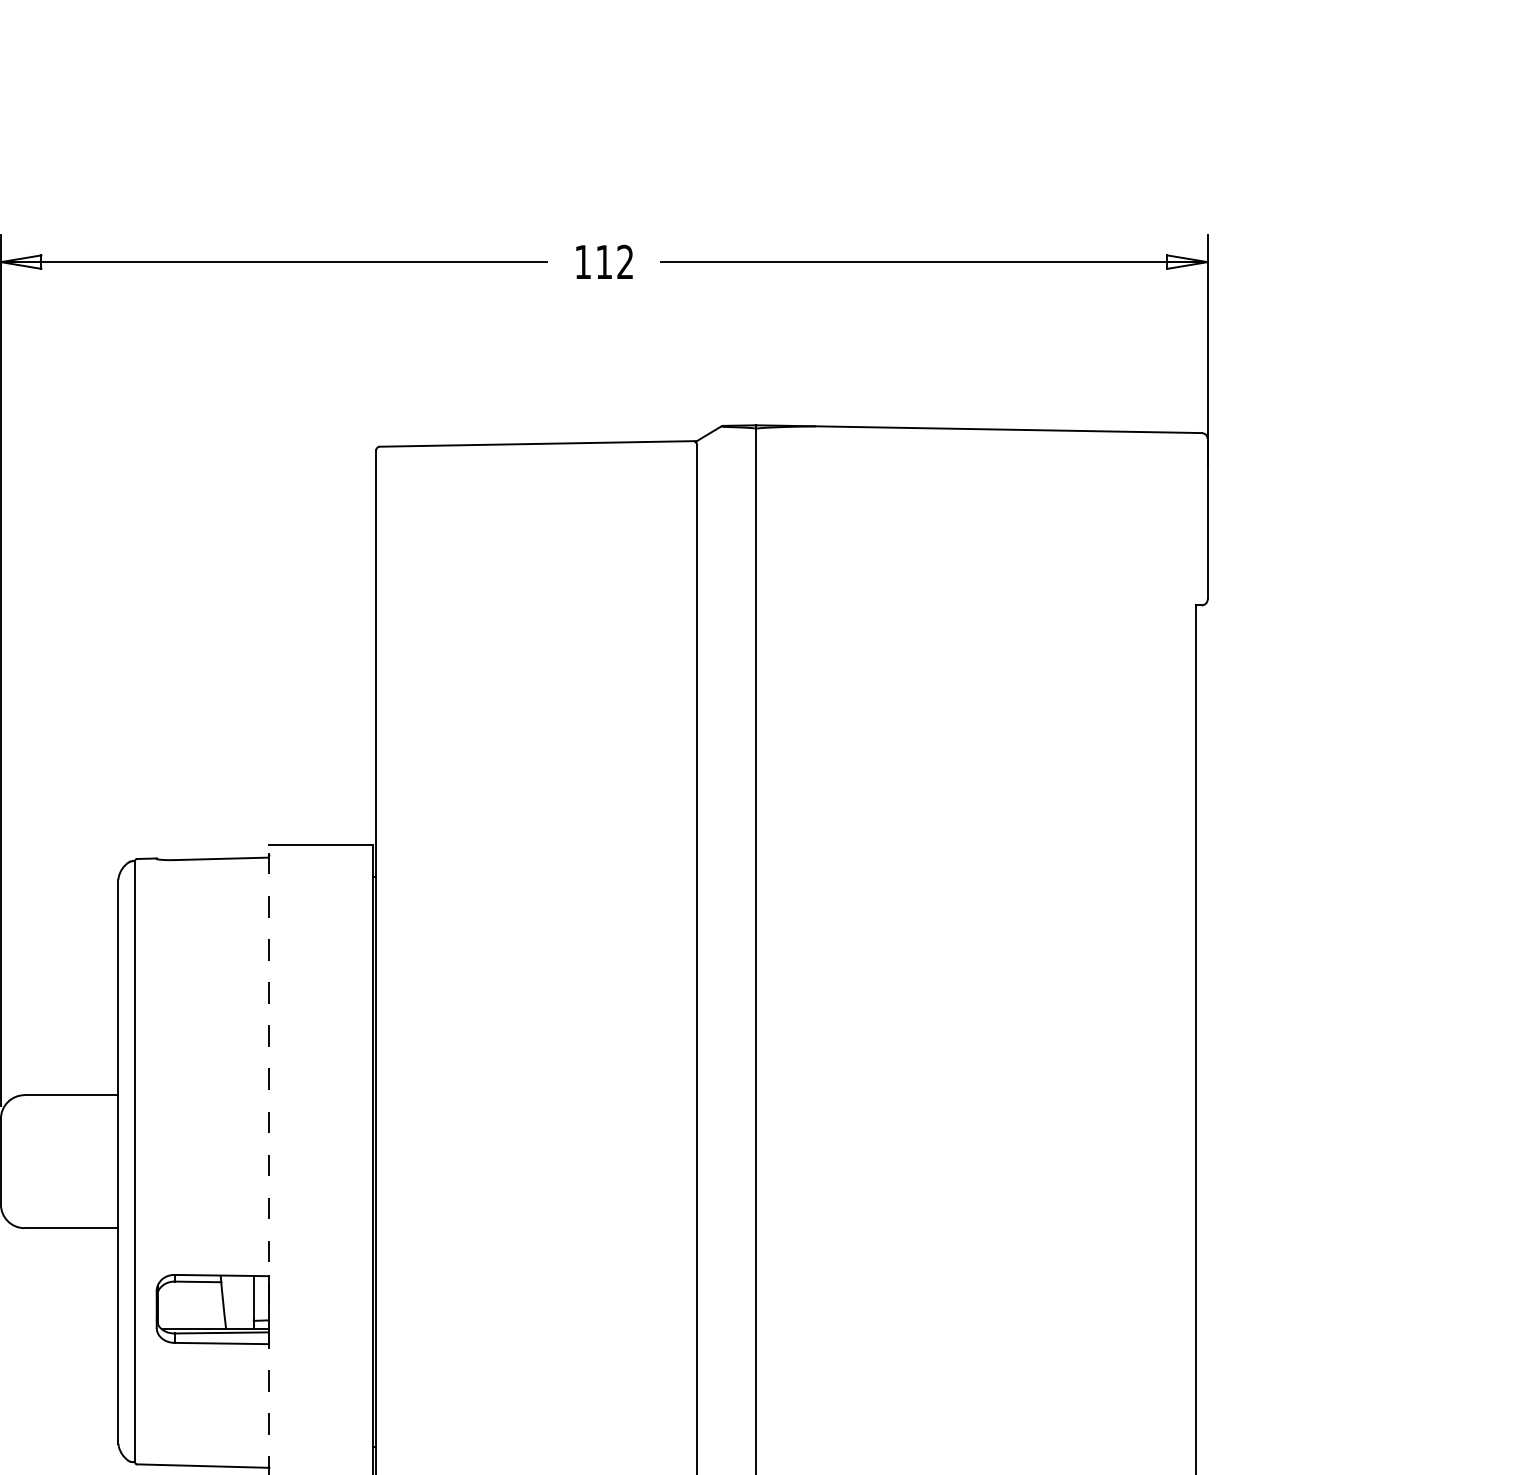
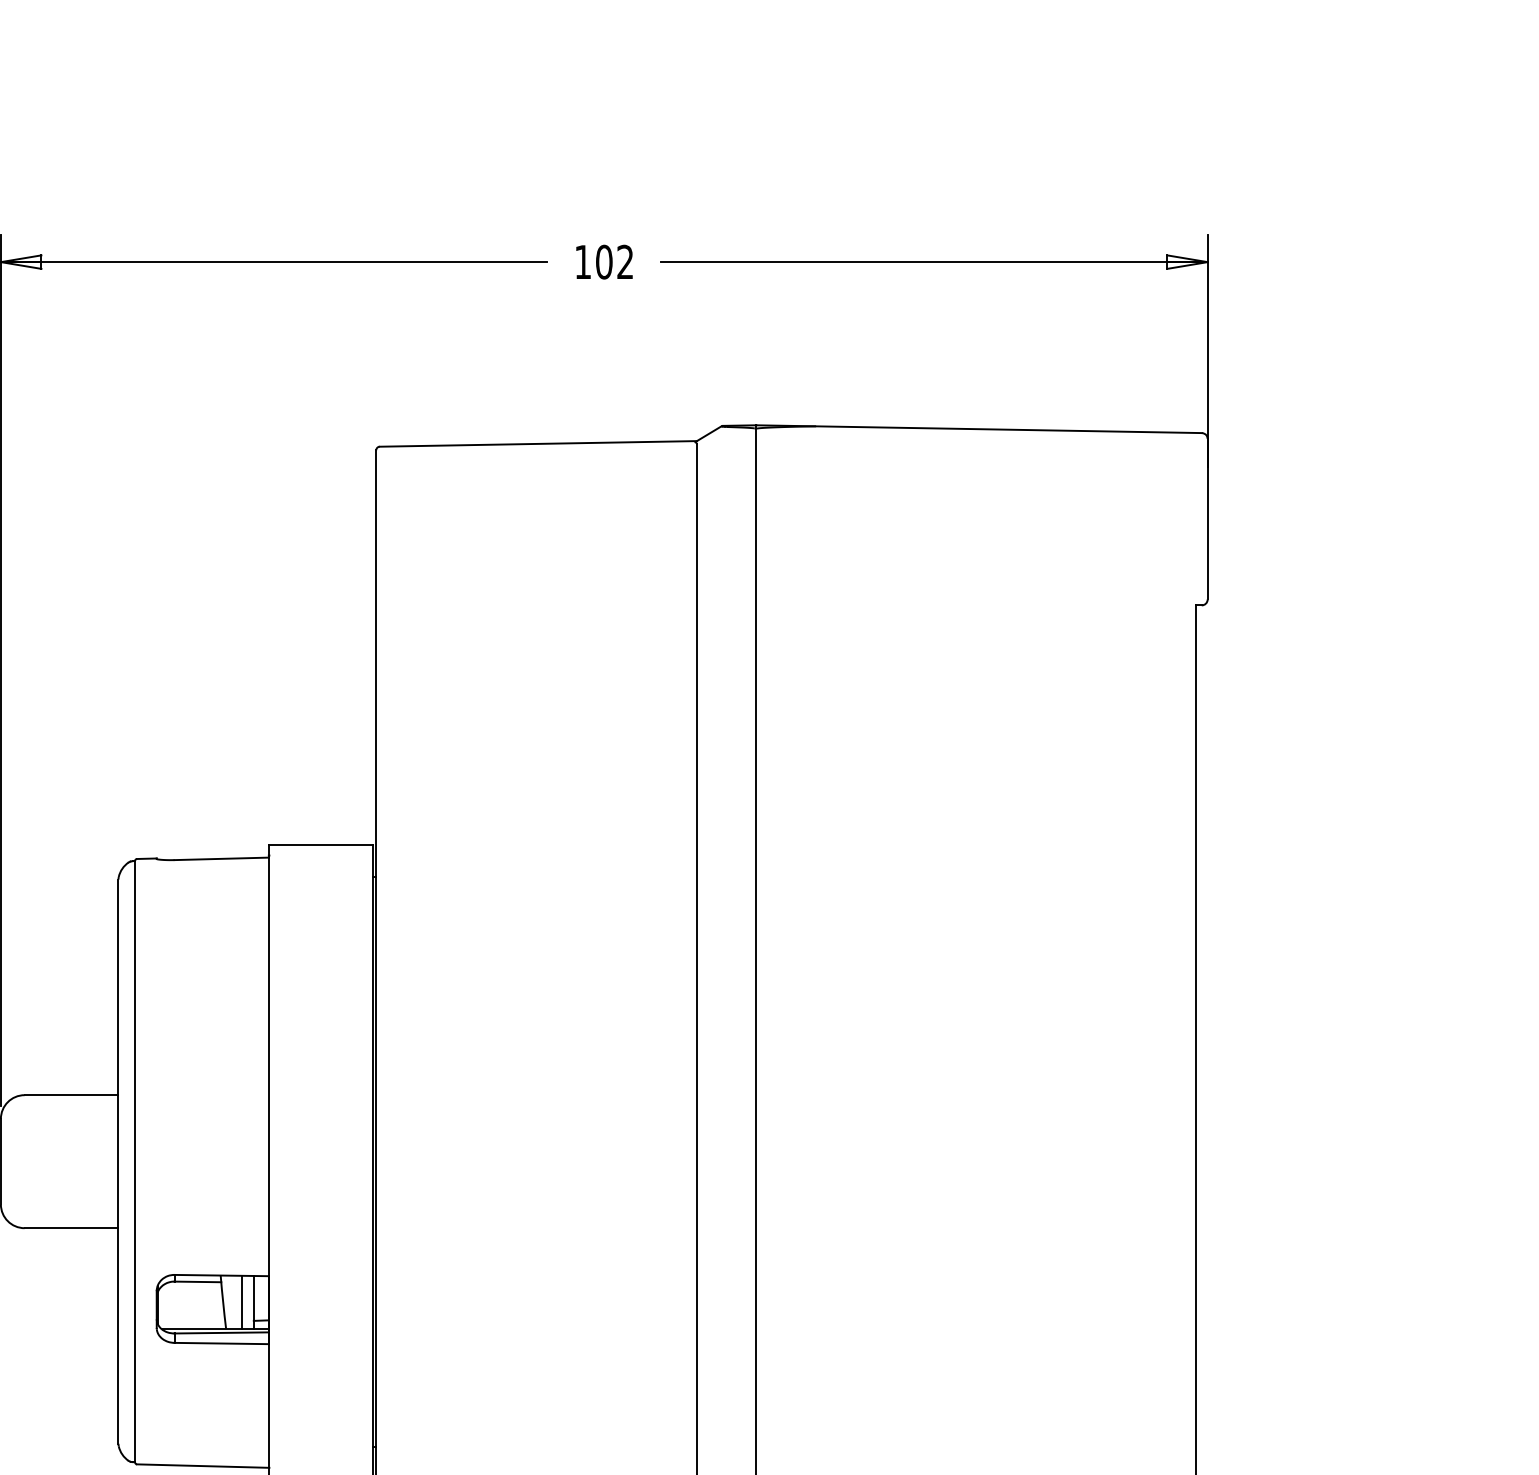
text: 112 -> 102 (604, 261)
line: dashed -> solid (269, 1159)
line: none -> present (241, 1302)
